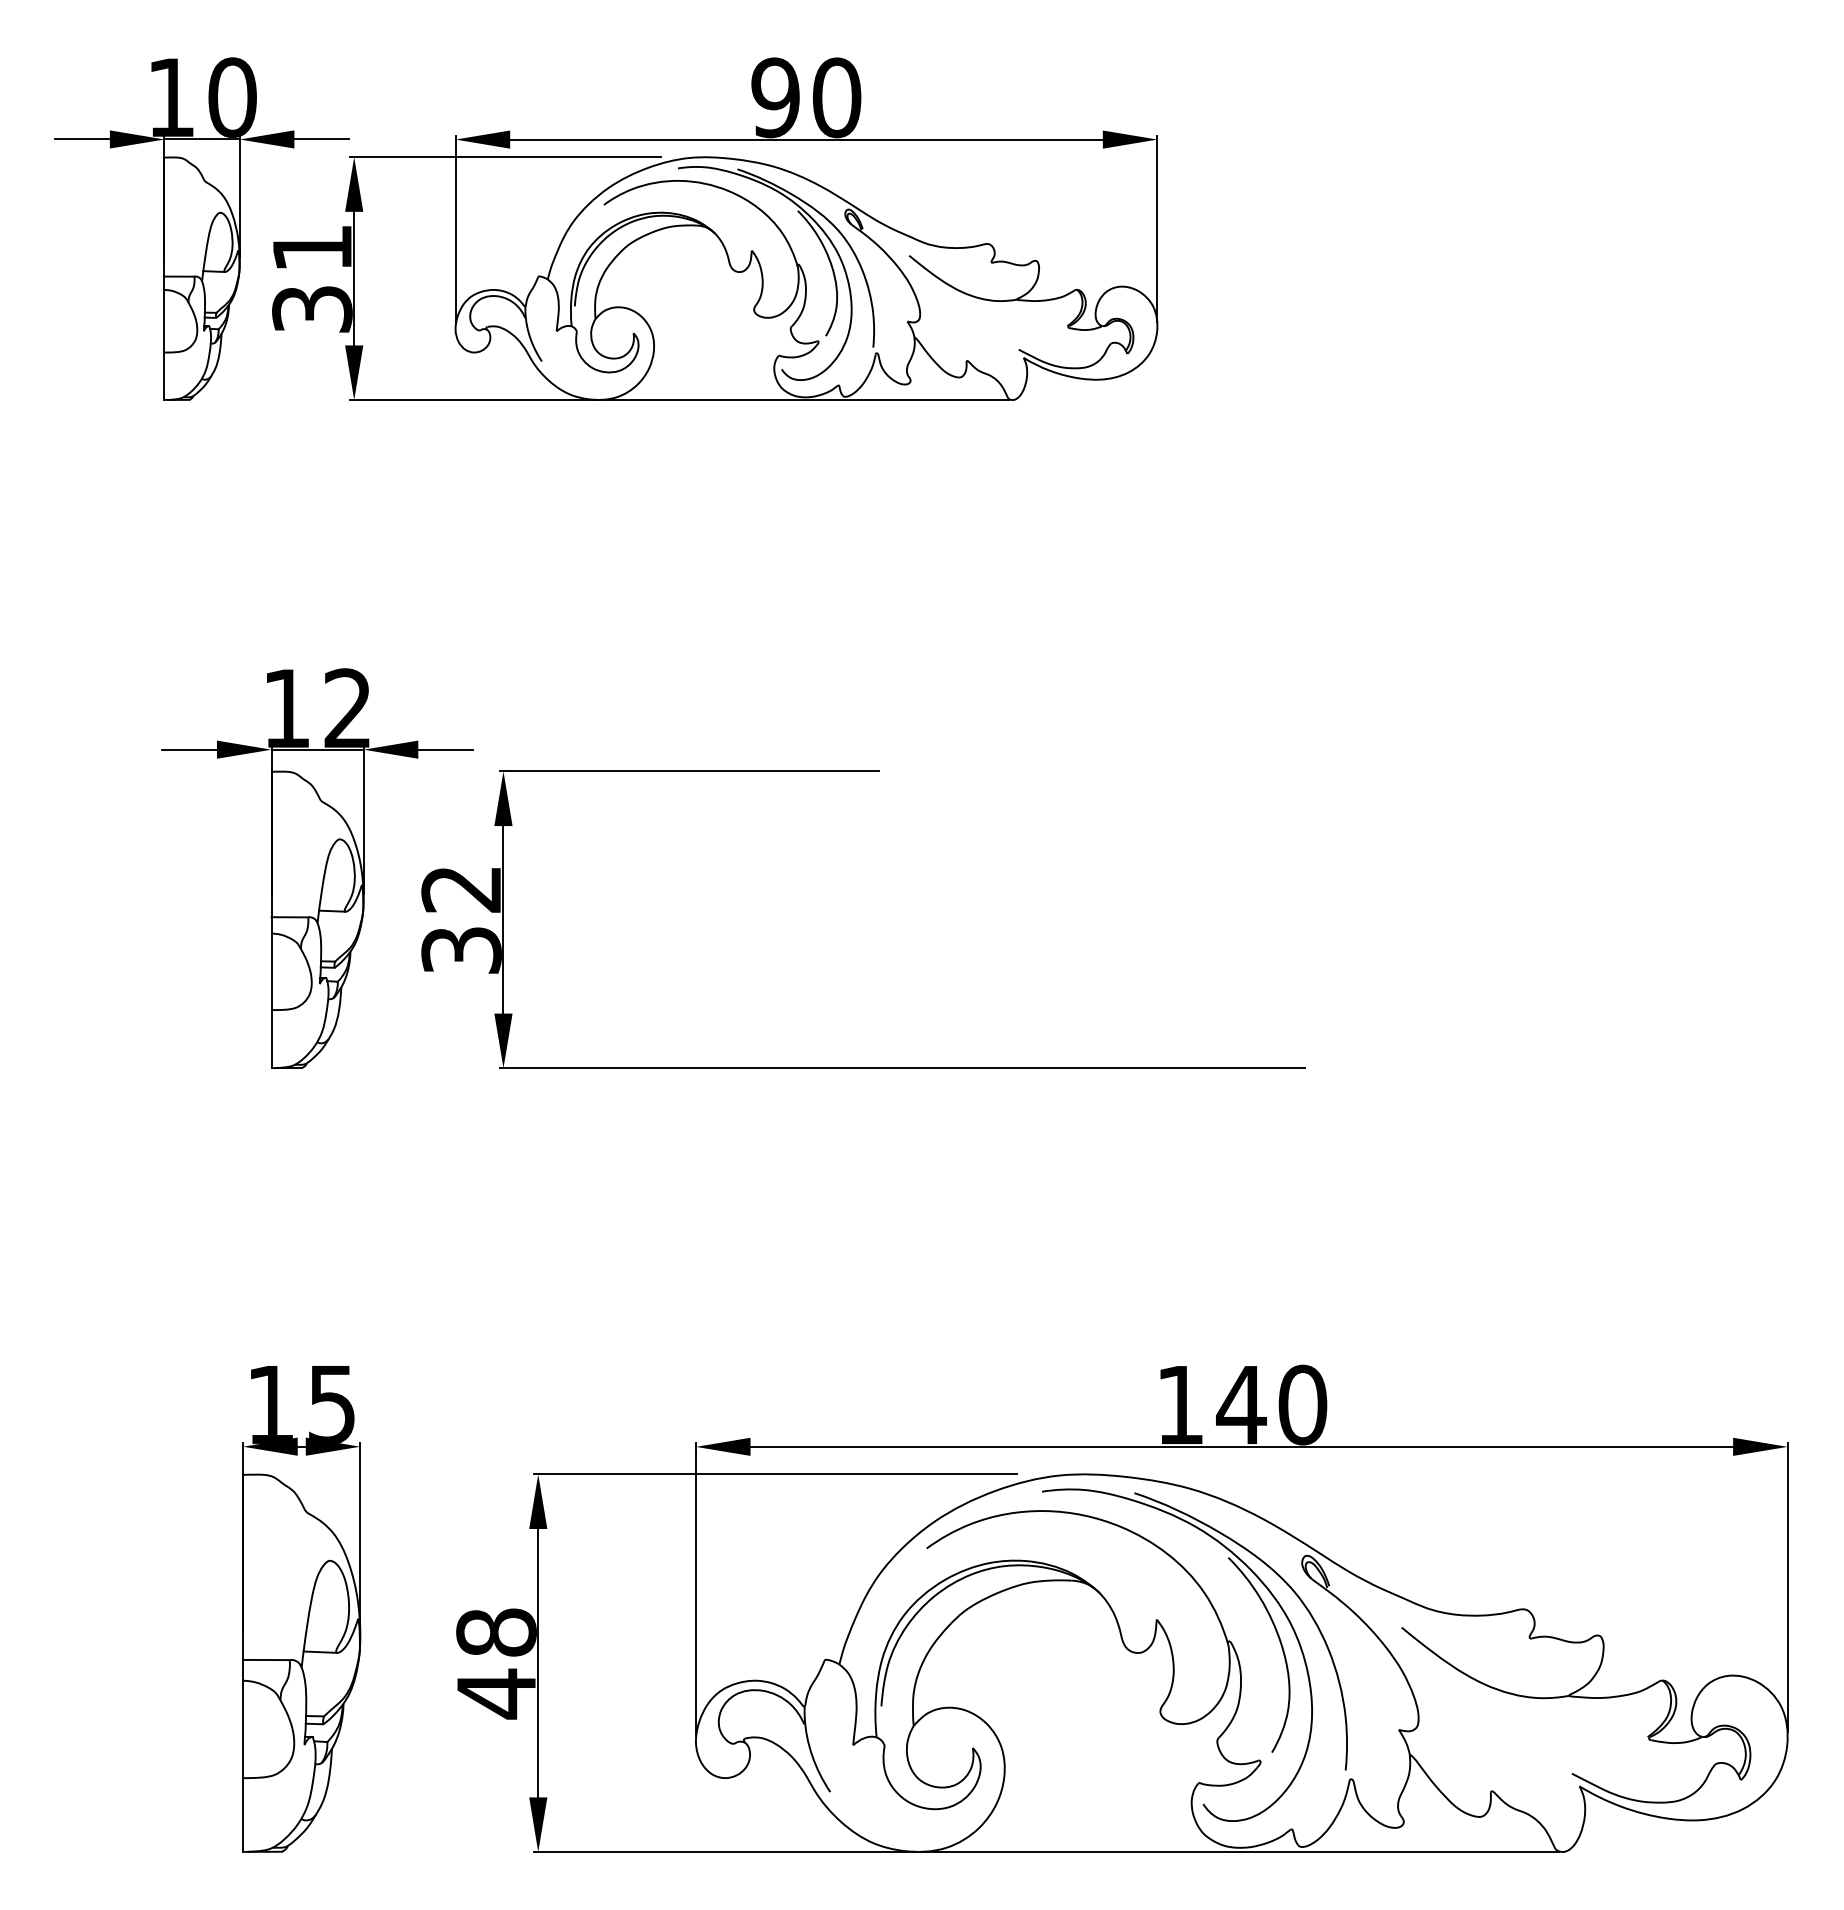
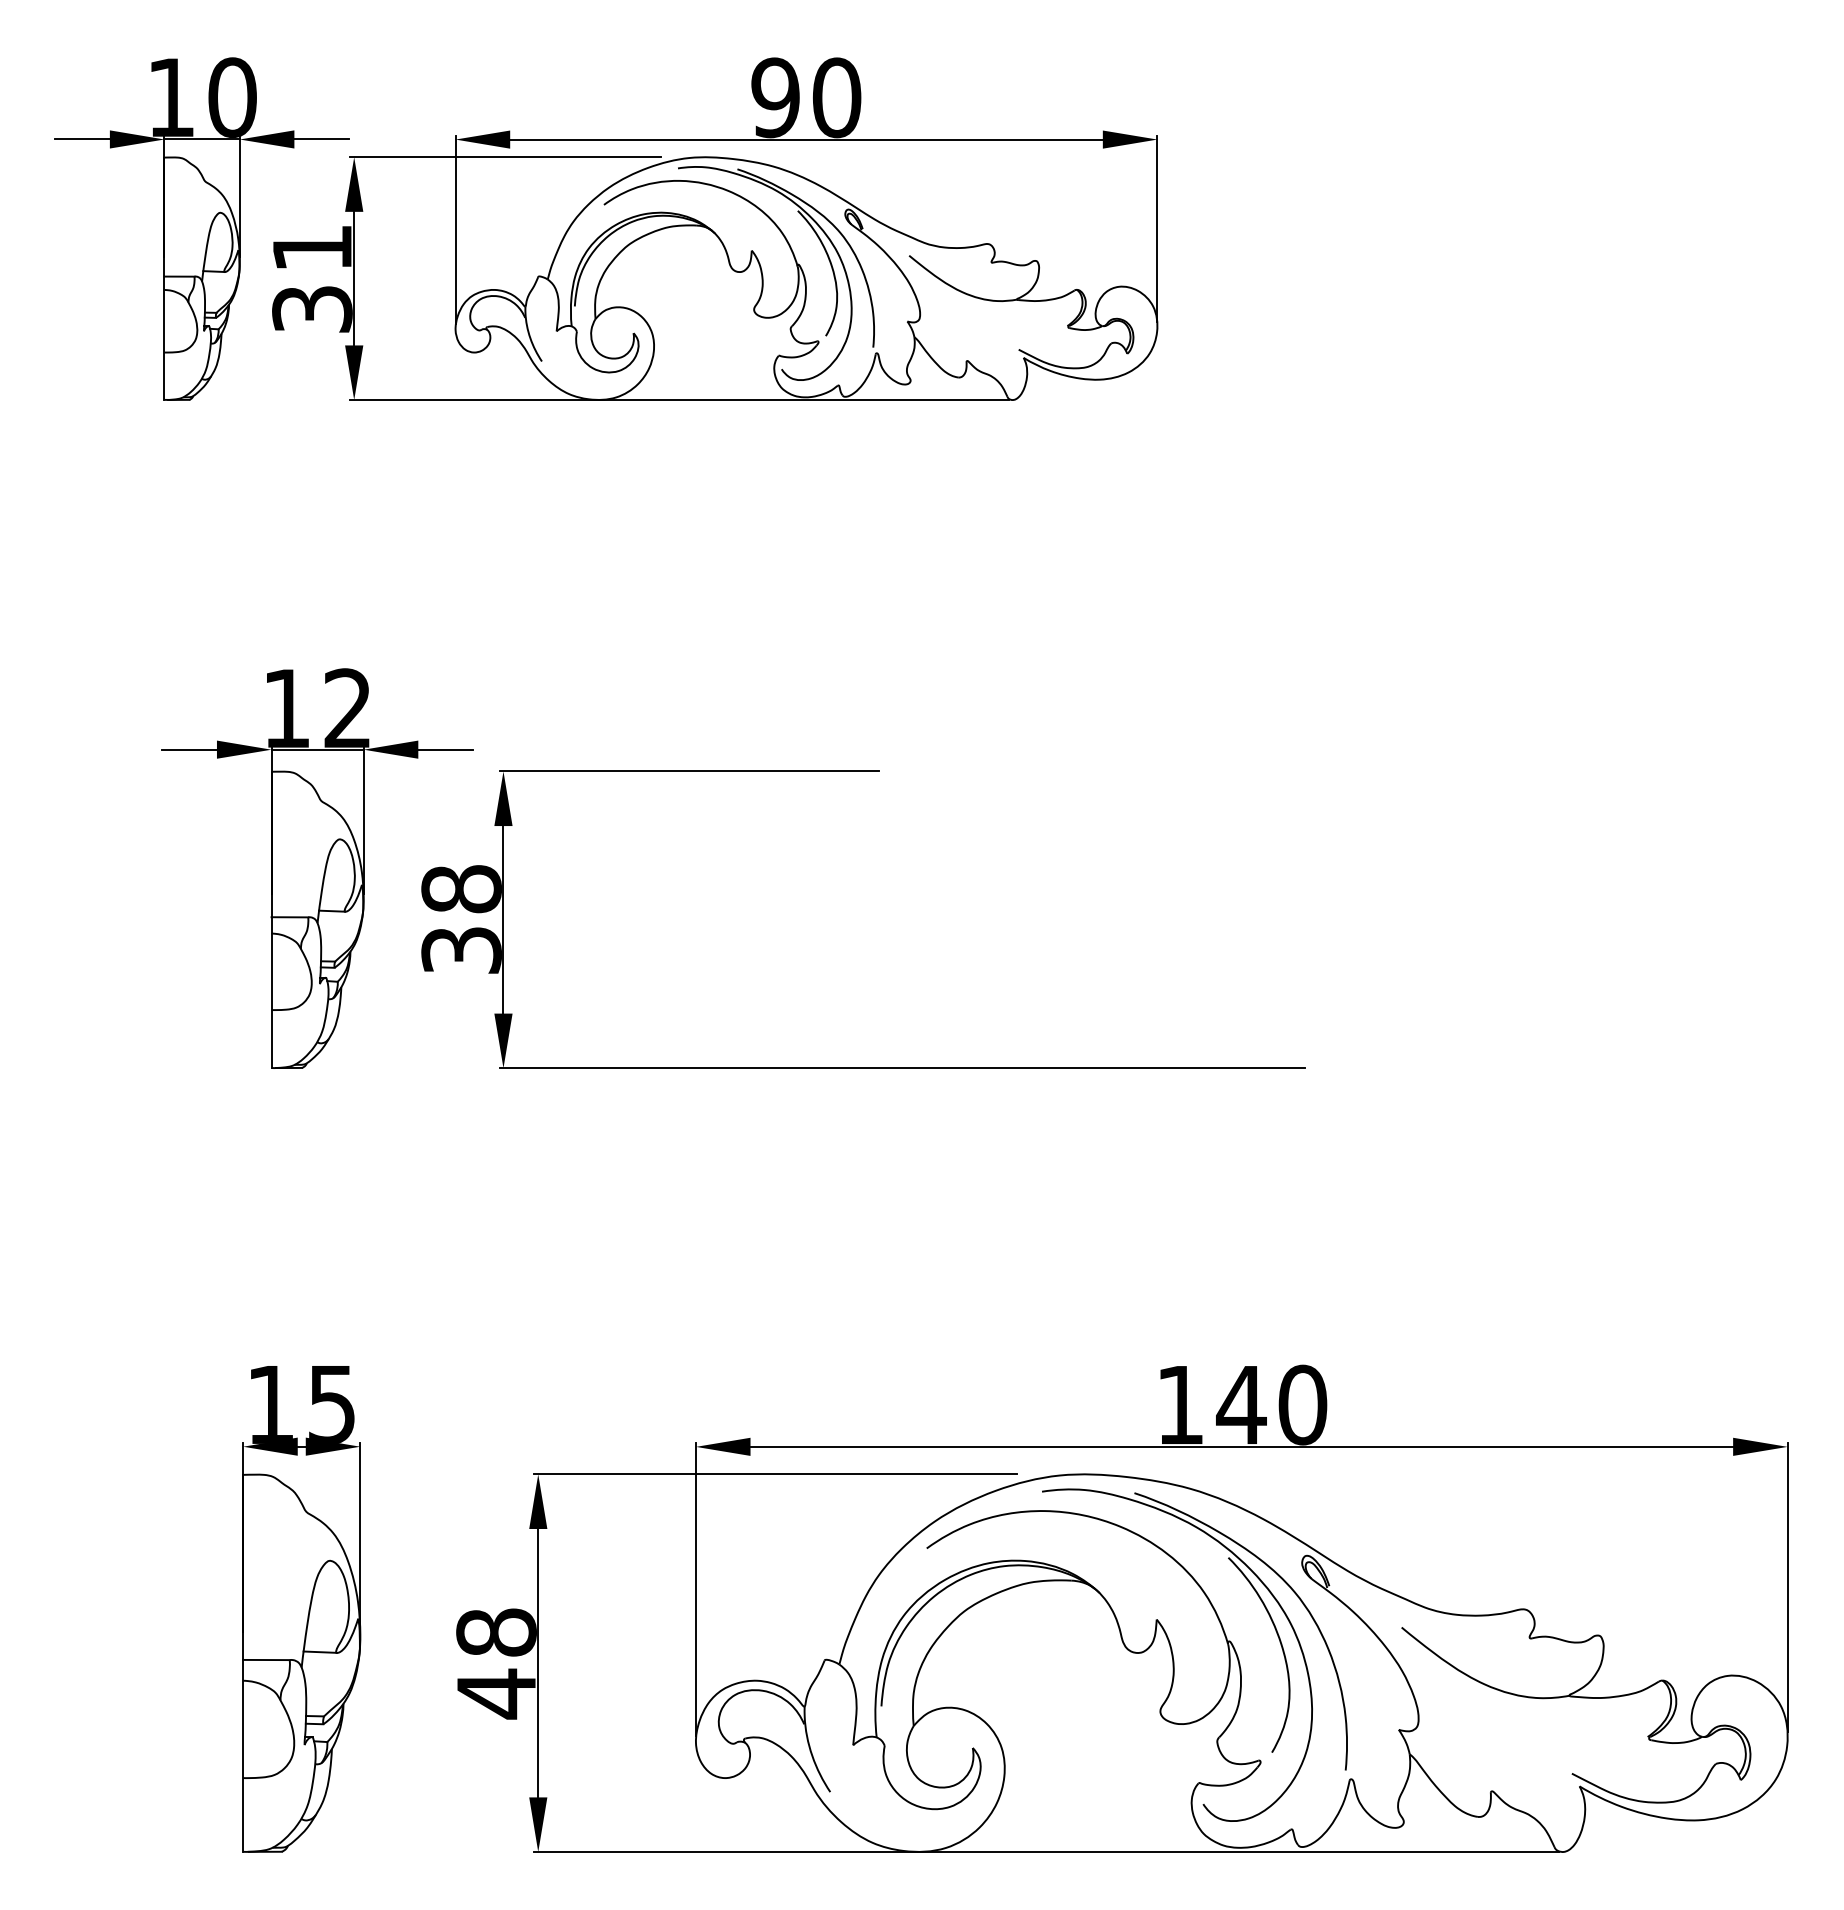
text: 32 -> 38 (461, 889)
